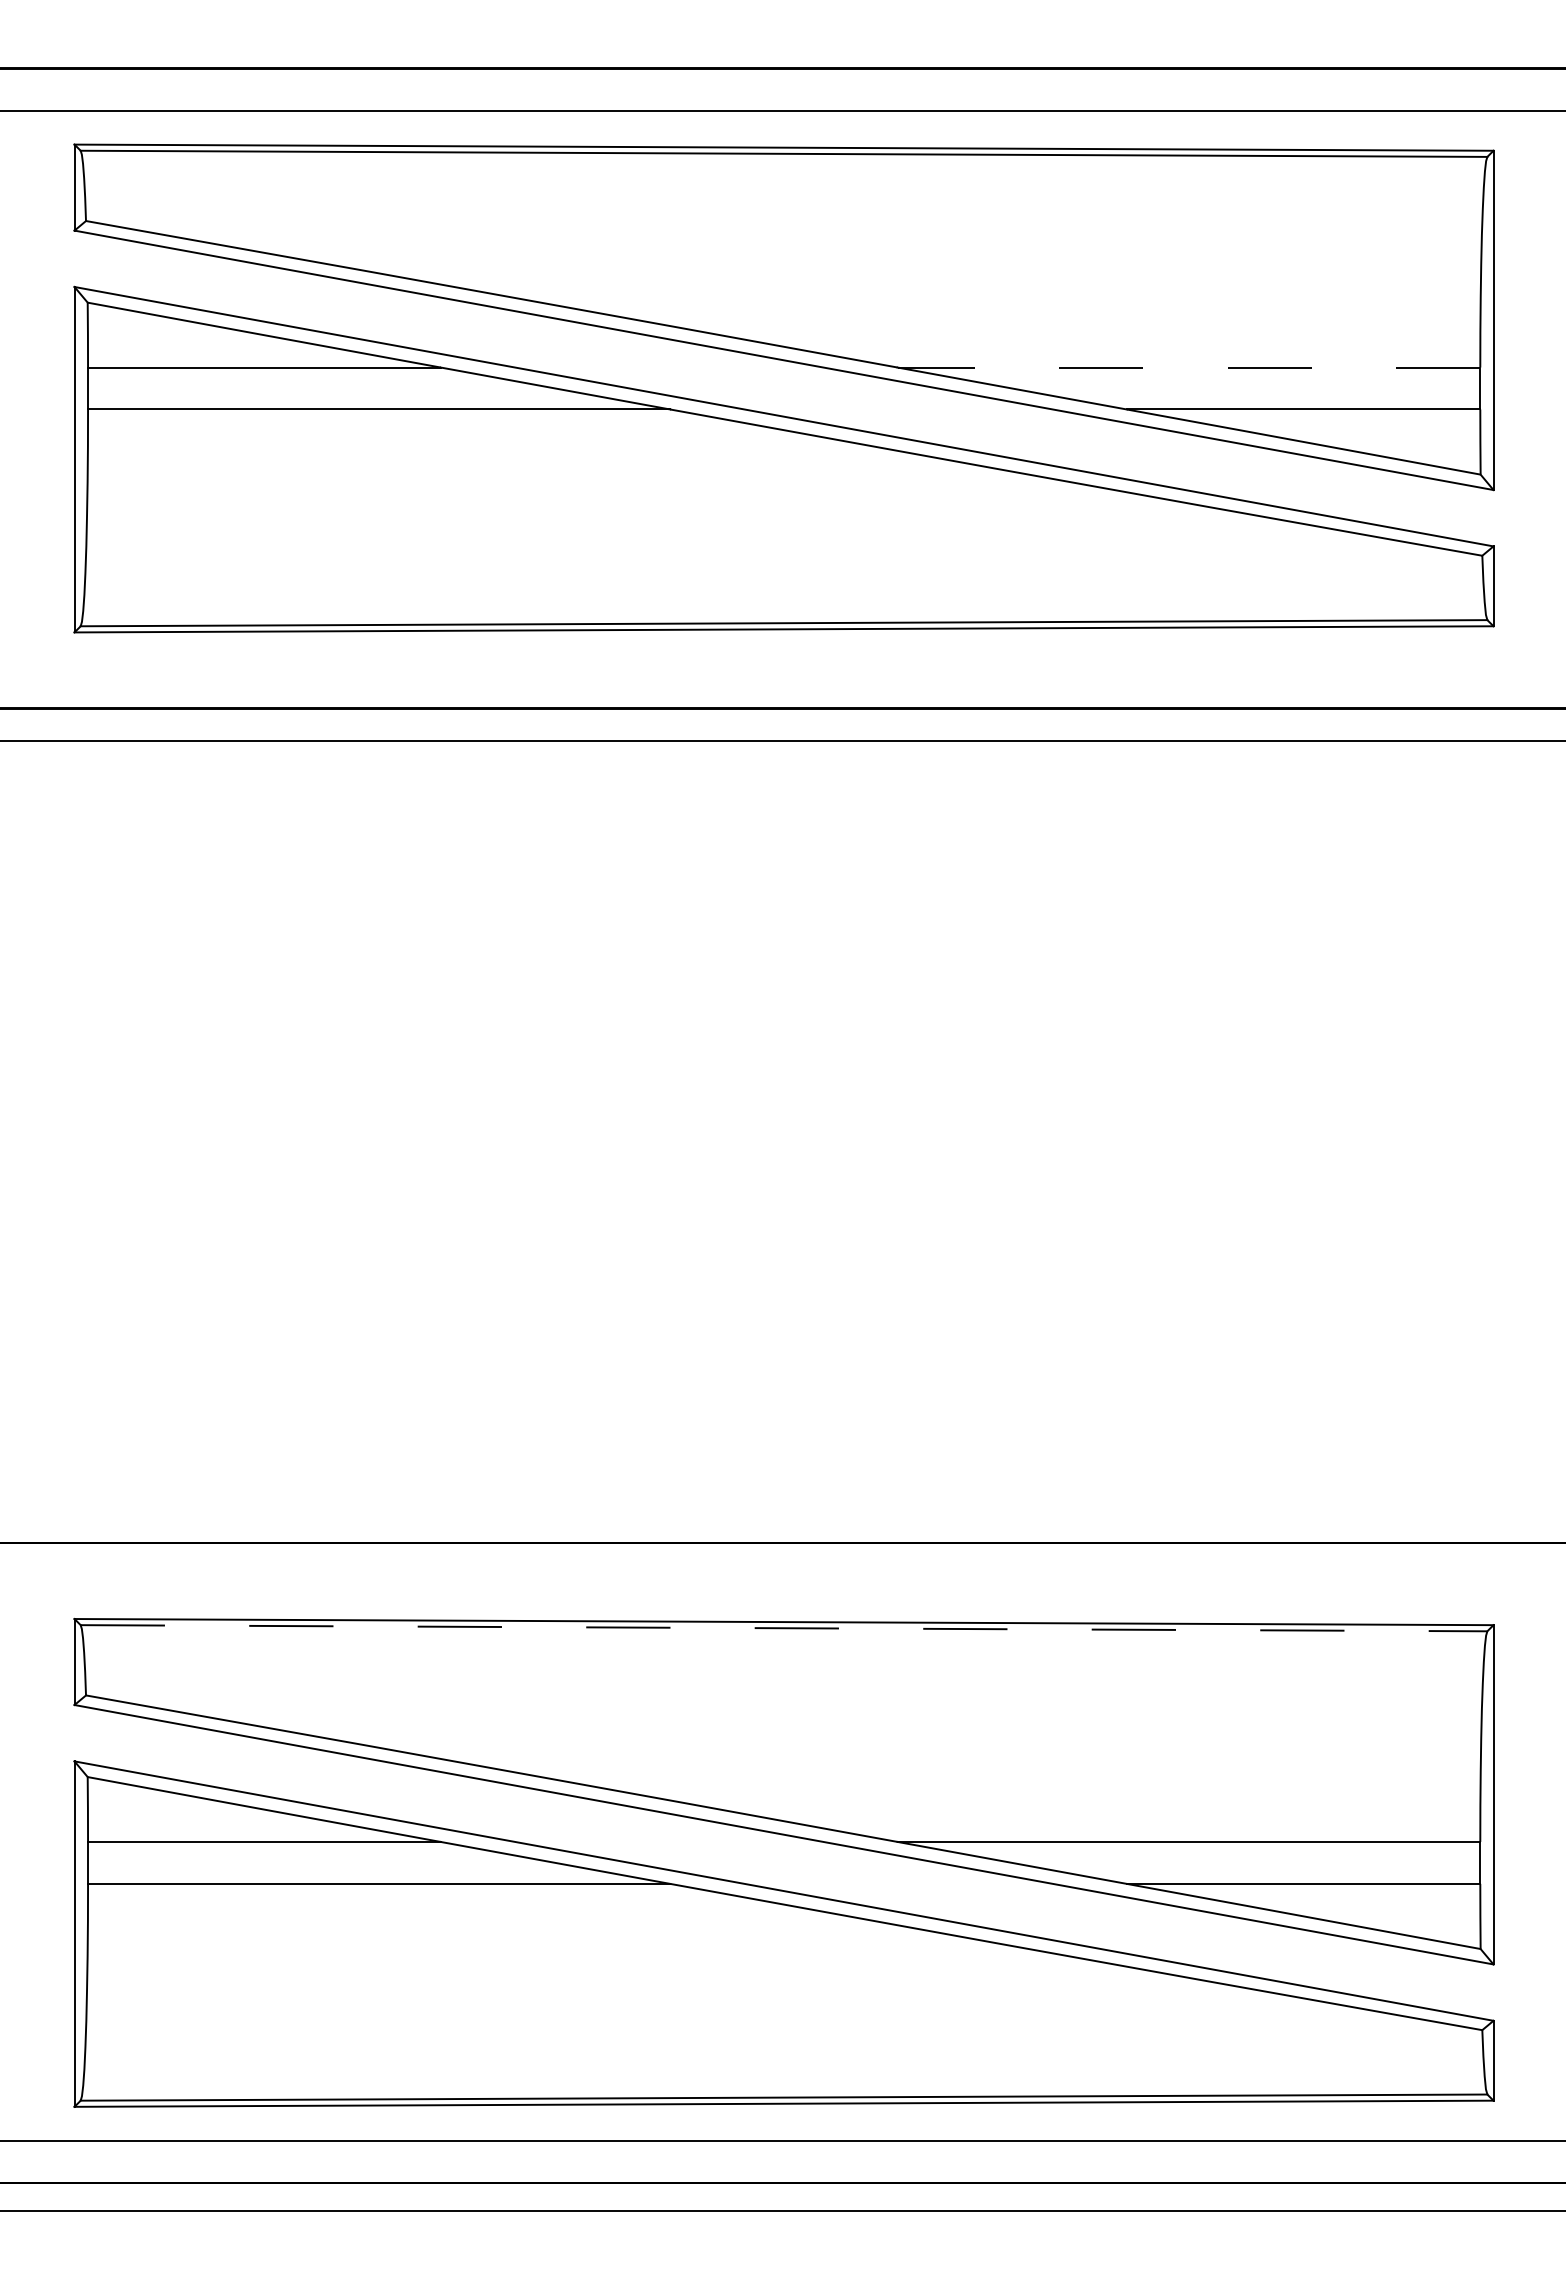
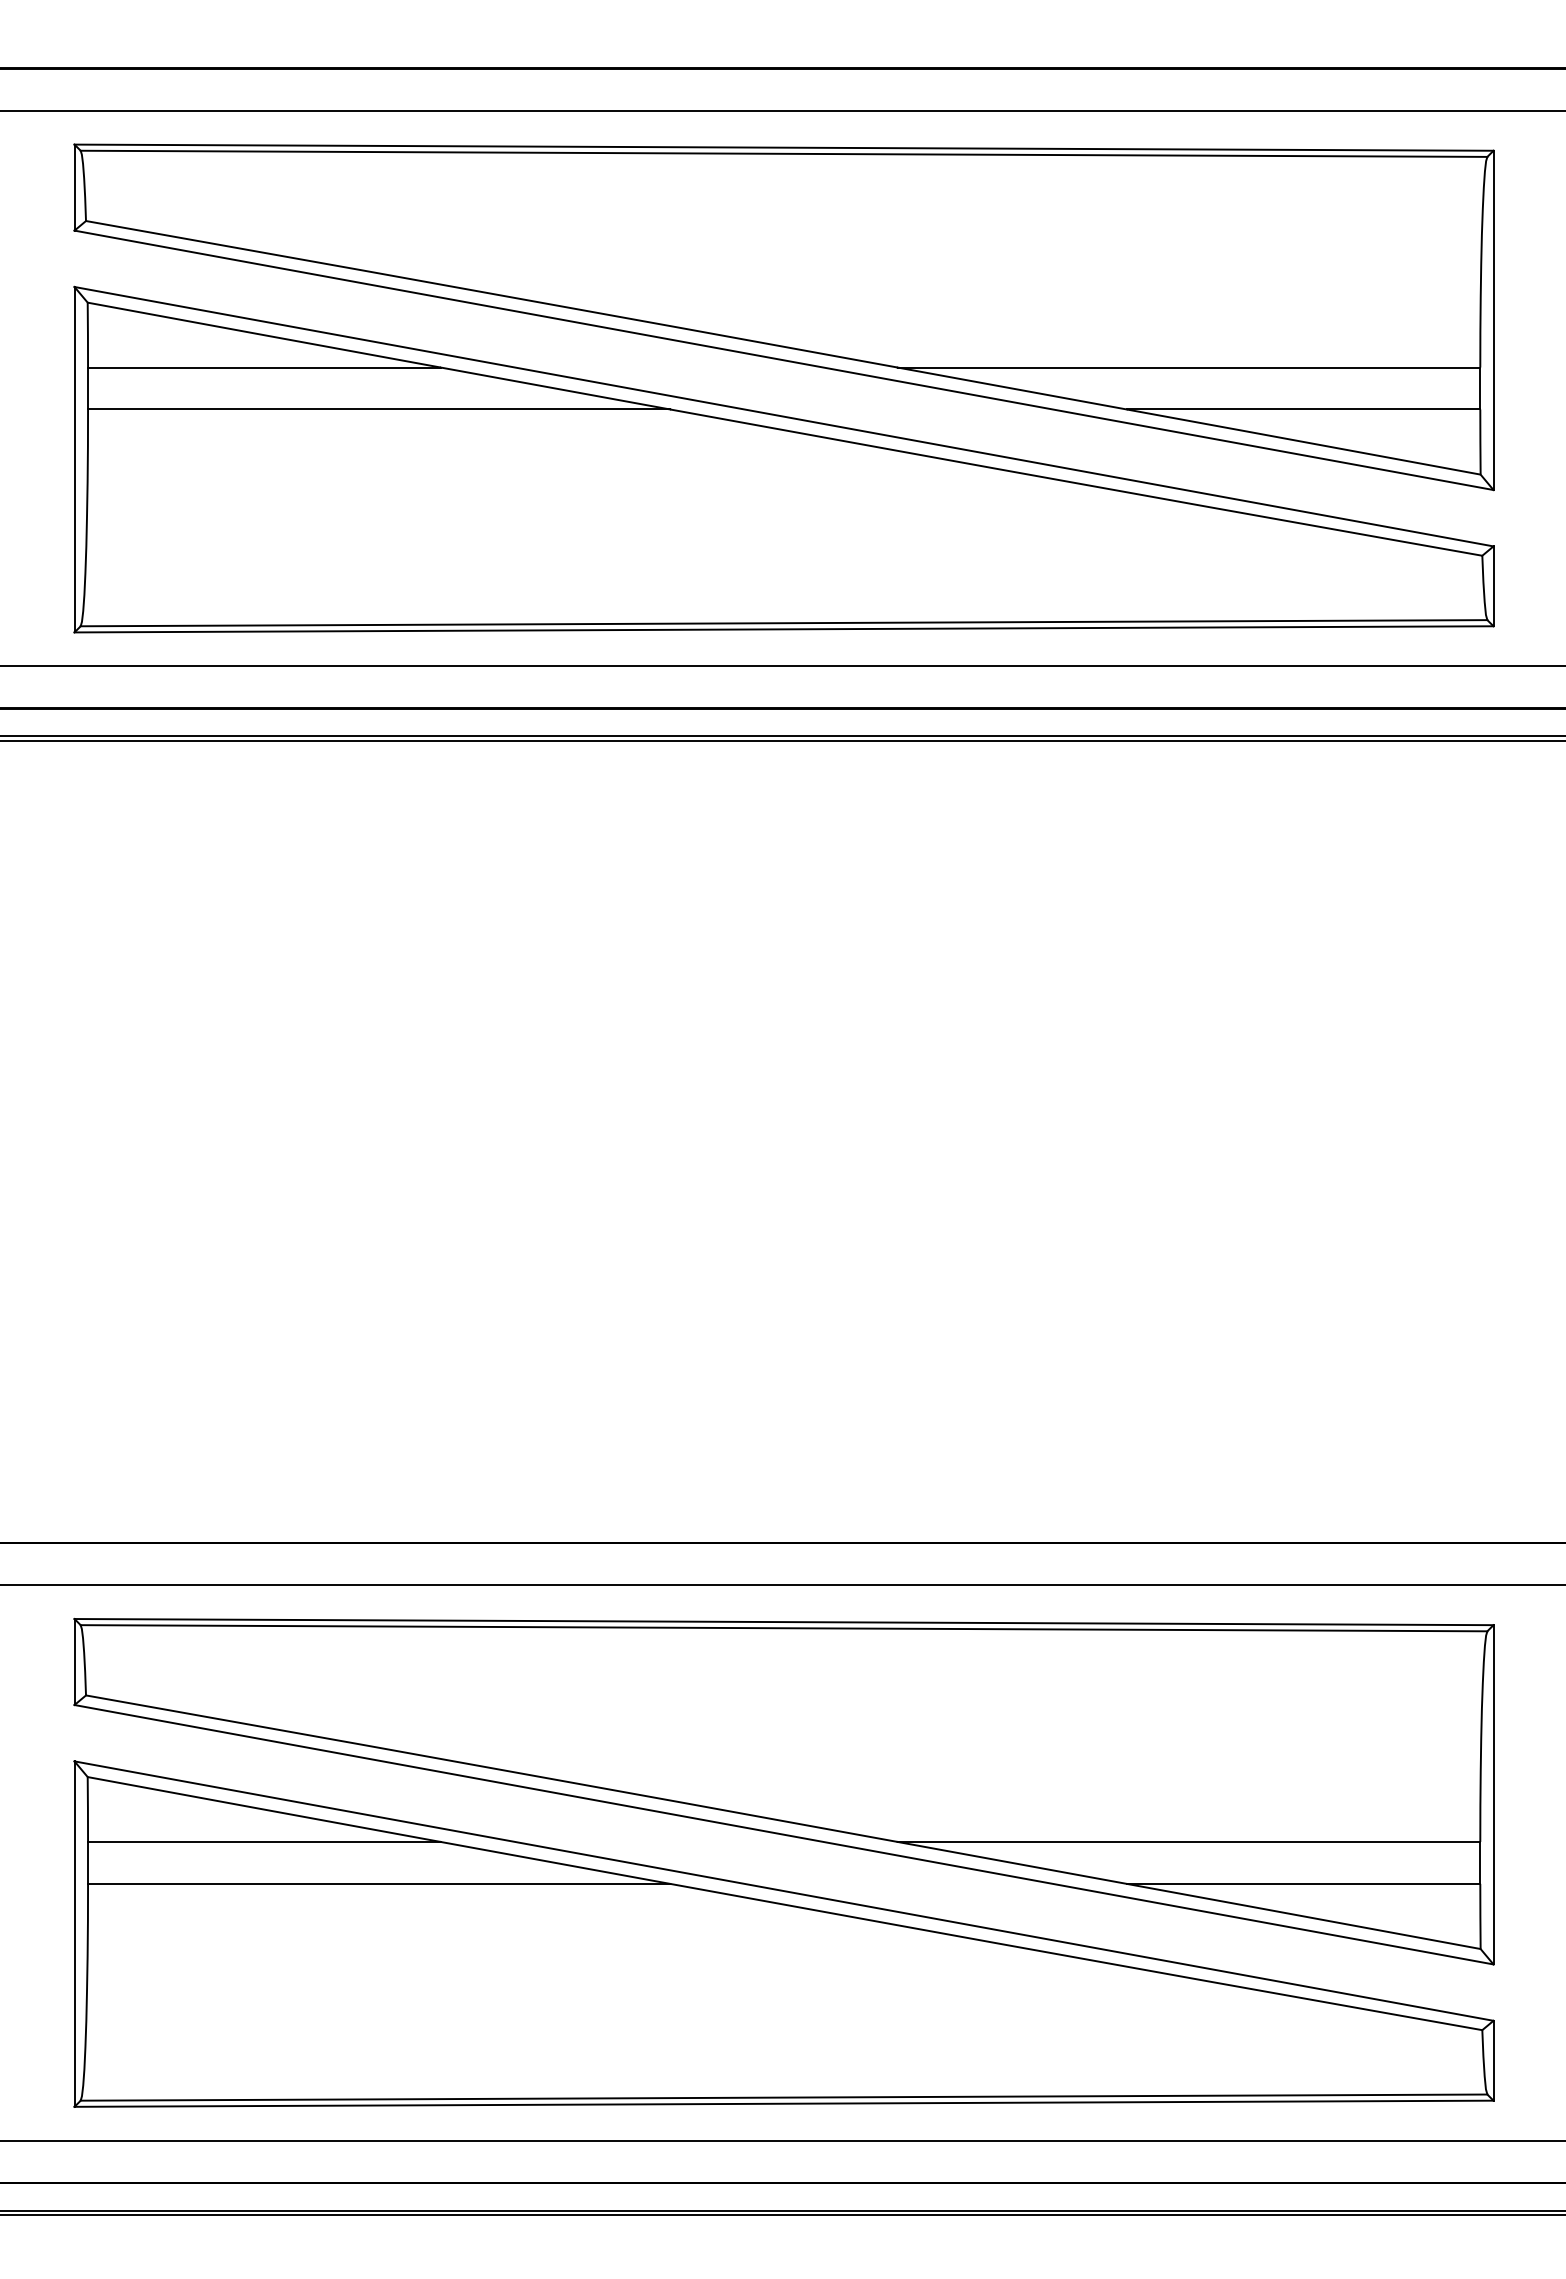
line: dashed -> solid (1188, 367)
line: none -> present (782, 666)
line: none -> present (782, 736)
line: none -> present (782, 1585)
line: dashed -> solid (784, 1628)
line: none -> present (782, 2215)
